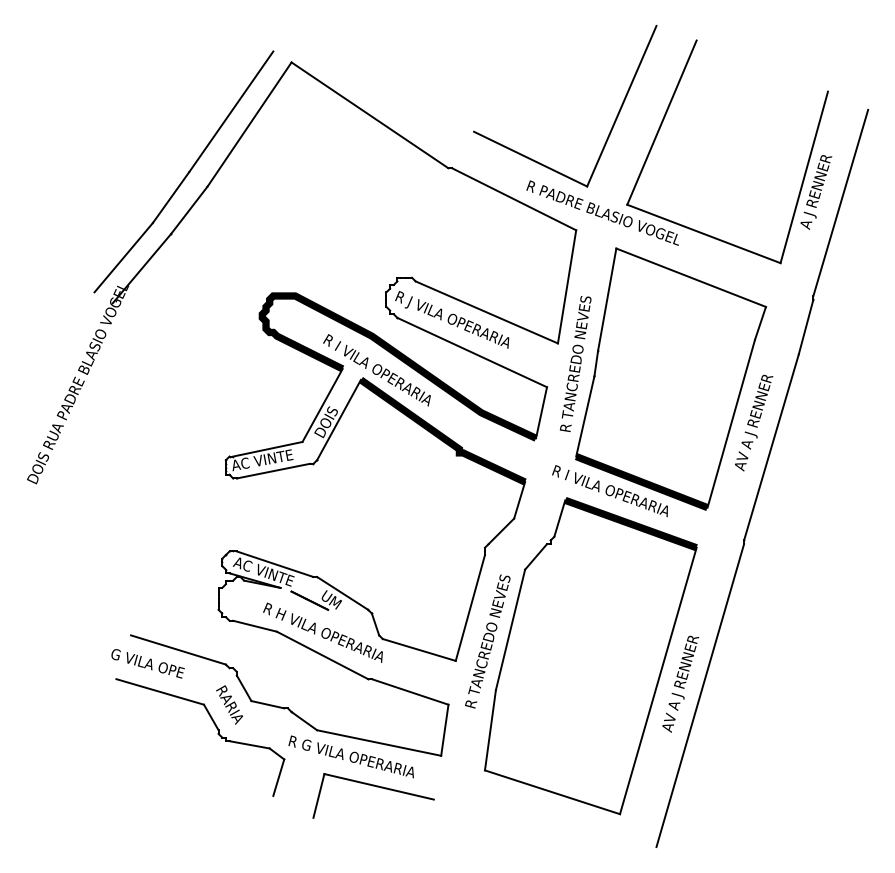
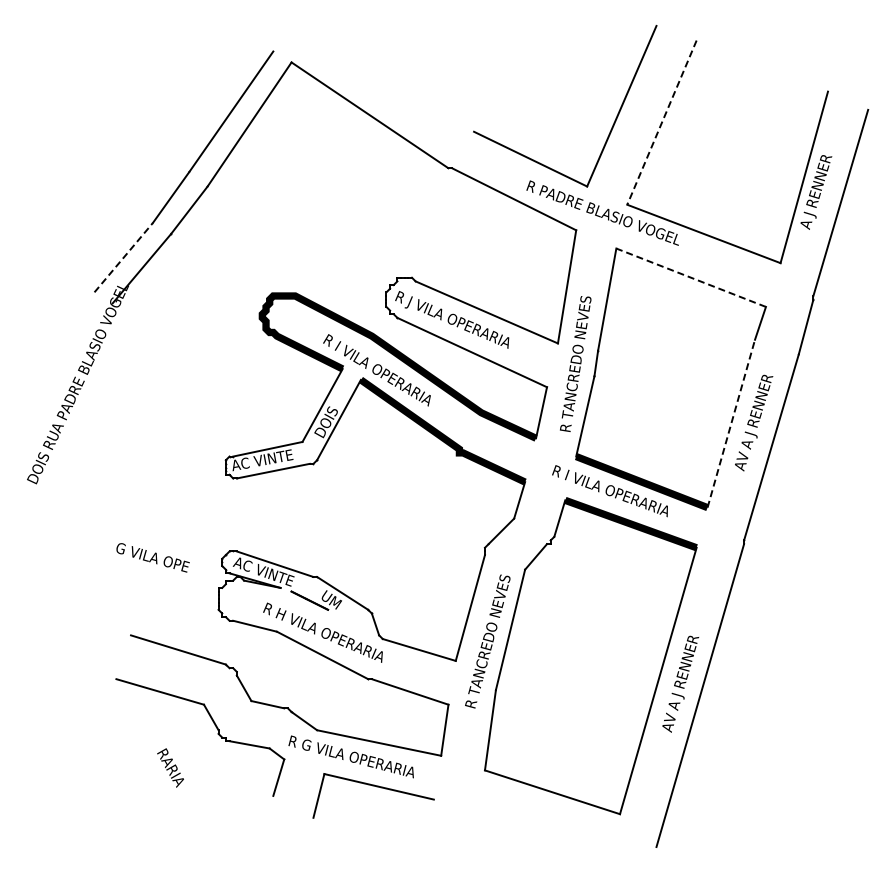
line: solid -> dashed (661, 123)
line: solid -> dashed (124, 257)
line: solid -> dashed (690, 277)
line: solid -> dashed (731, 423)
text position: (147, 663) -> (152, 557) (152, 557)
text position: (229, 704) -> (170, 767) (170, 767)
